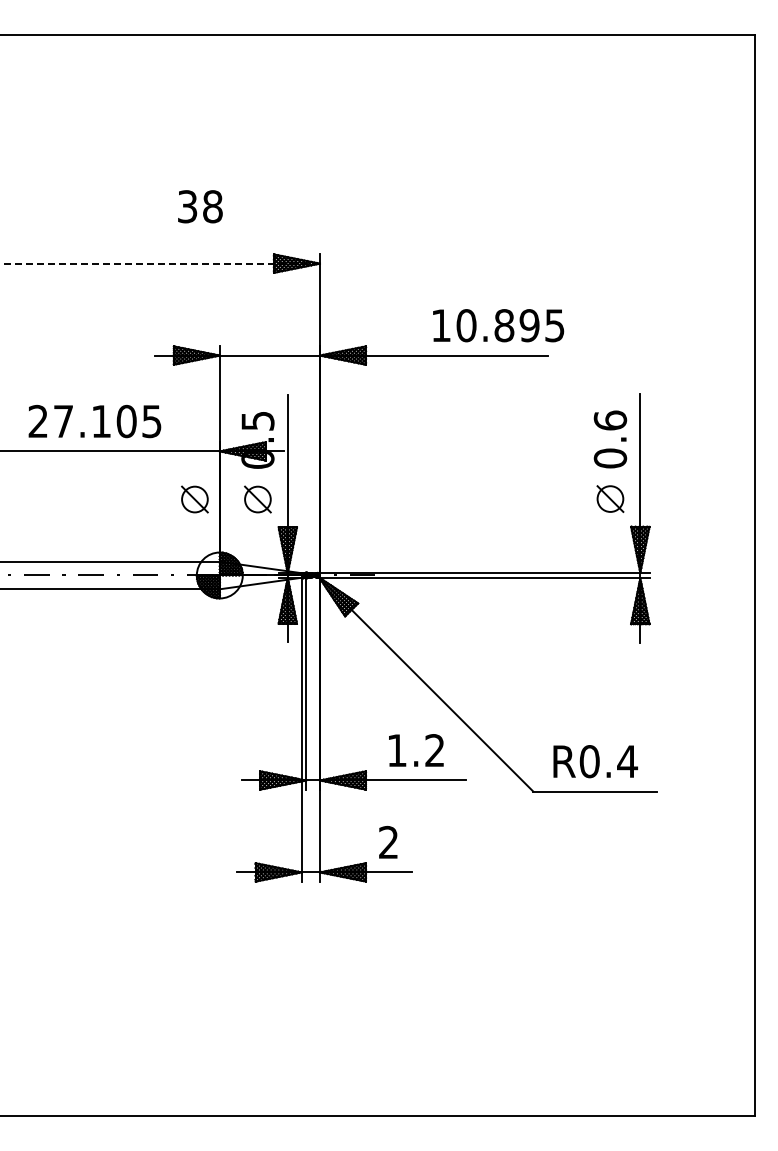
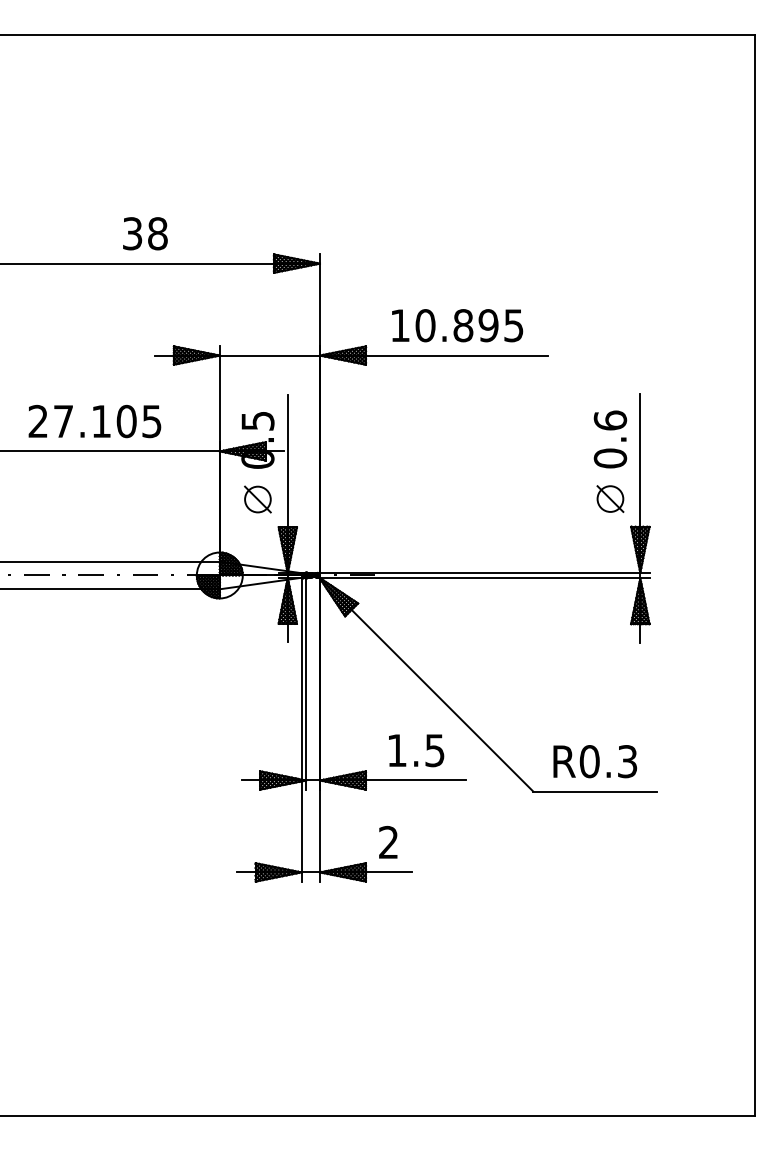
text position: (200, 206) -> (145, 233) (145, 233)
line: dashed -> solid (160, 263)
text position: (498, 325) -> (457, 325) (457, 325)
part: present -> none (194, 499)
text: 1.2 -> 1.5 (434, 750)
text: R0.4 -> R0.3 (627, 761)
